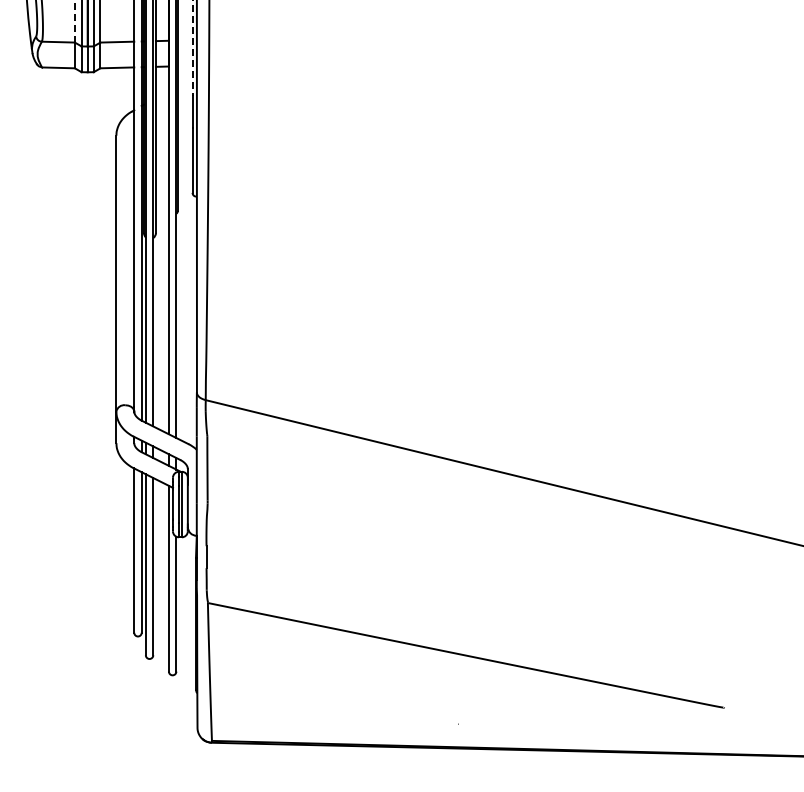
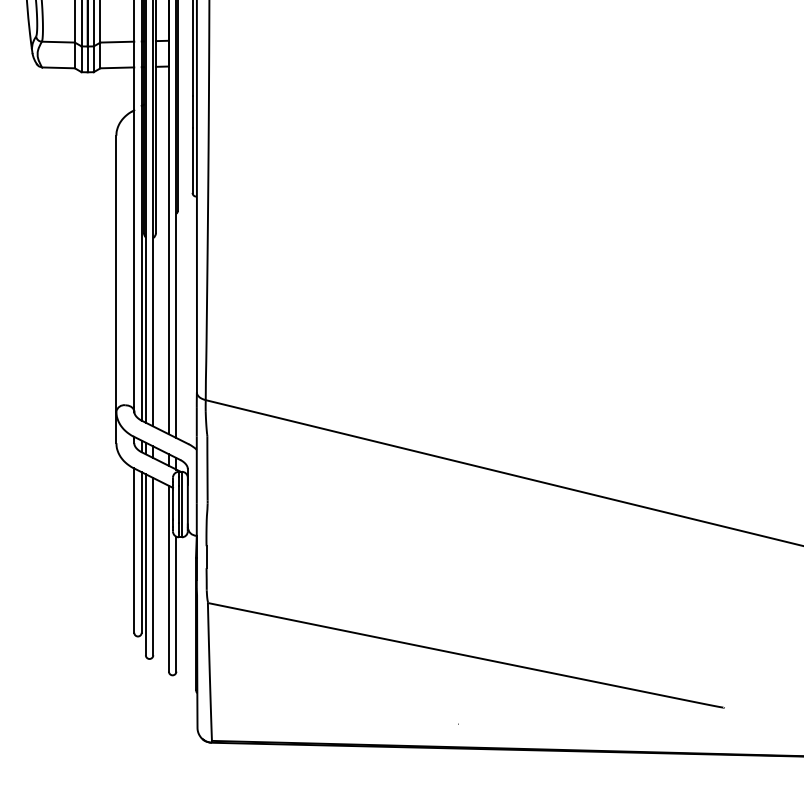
line: dashed -> solid (74, 20)
line: dashed -> solid (192, 48)
